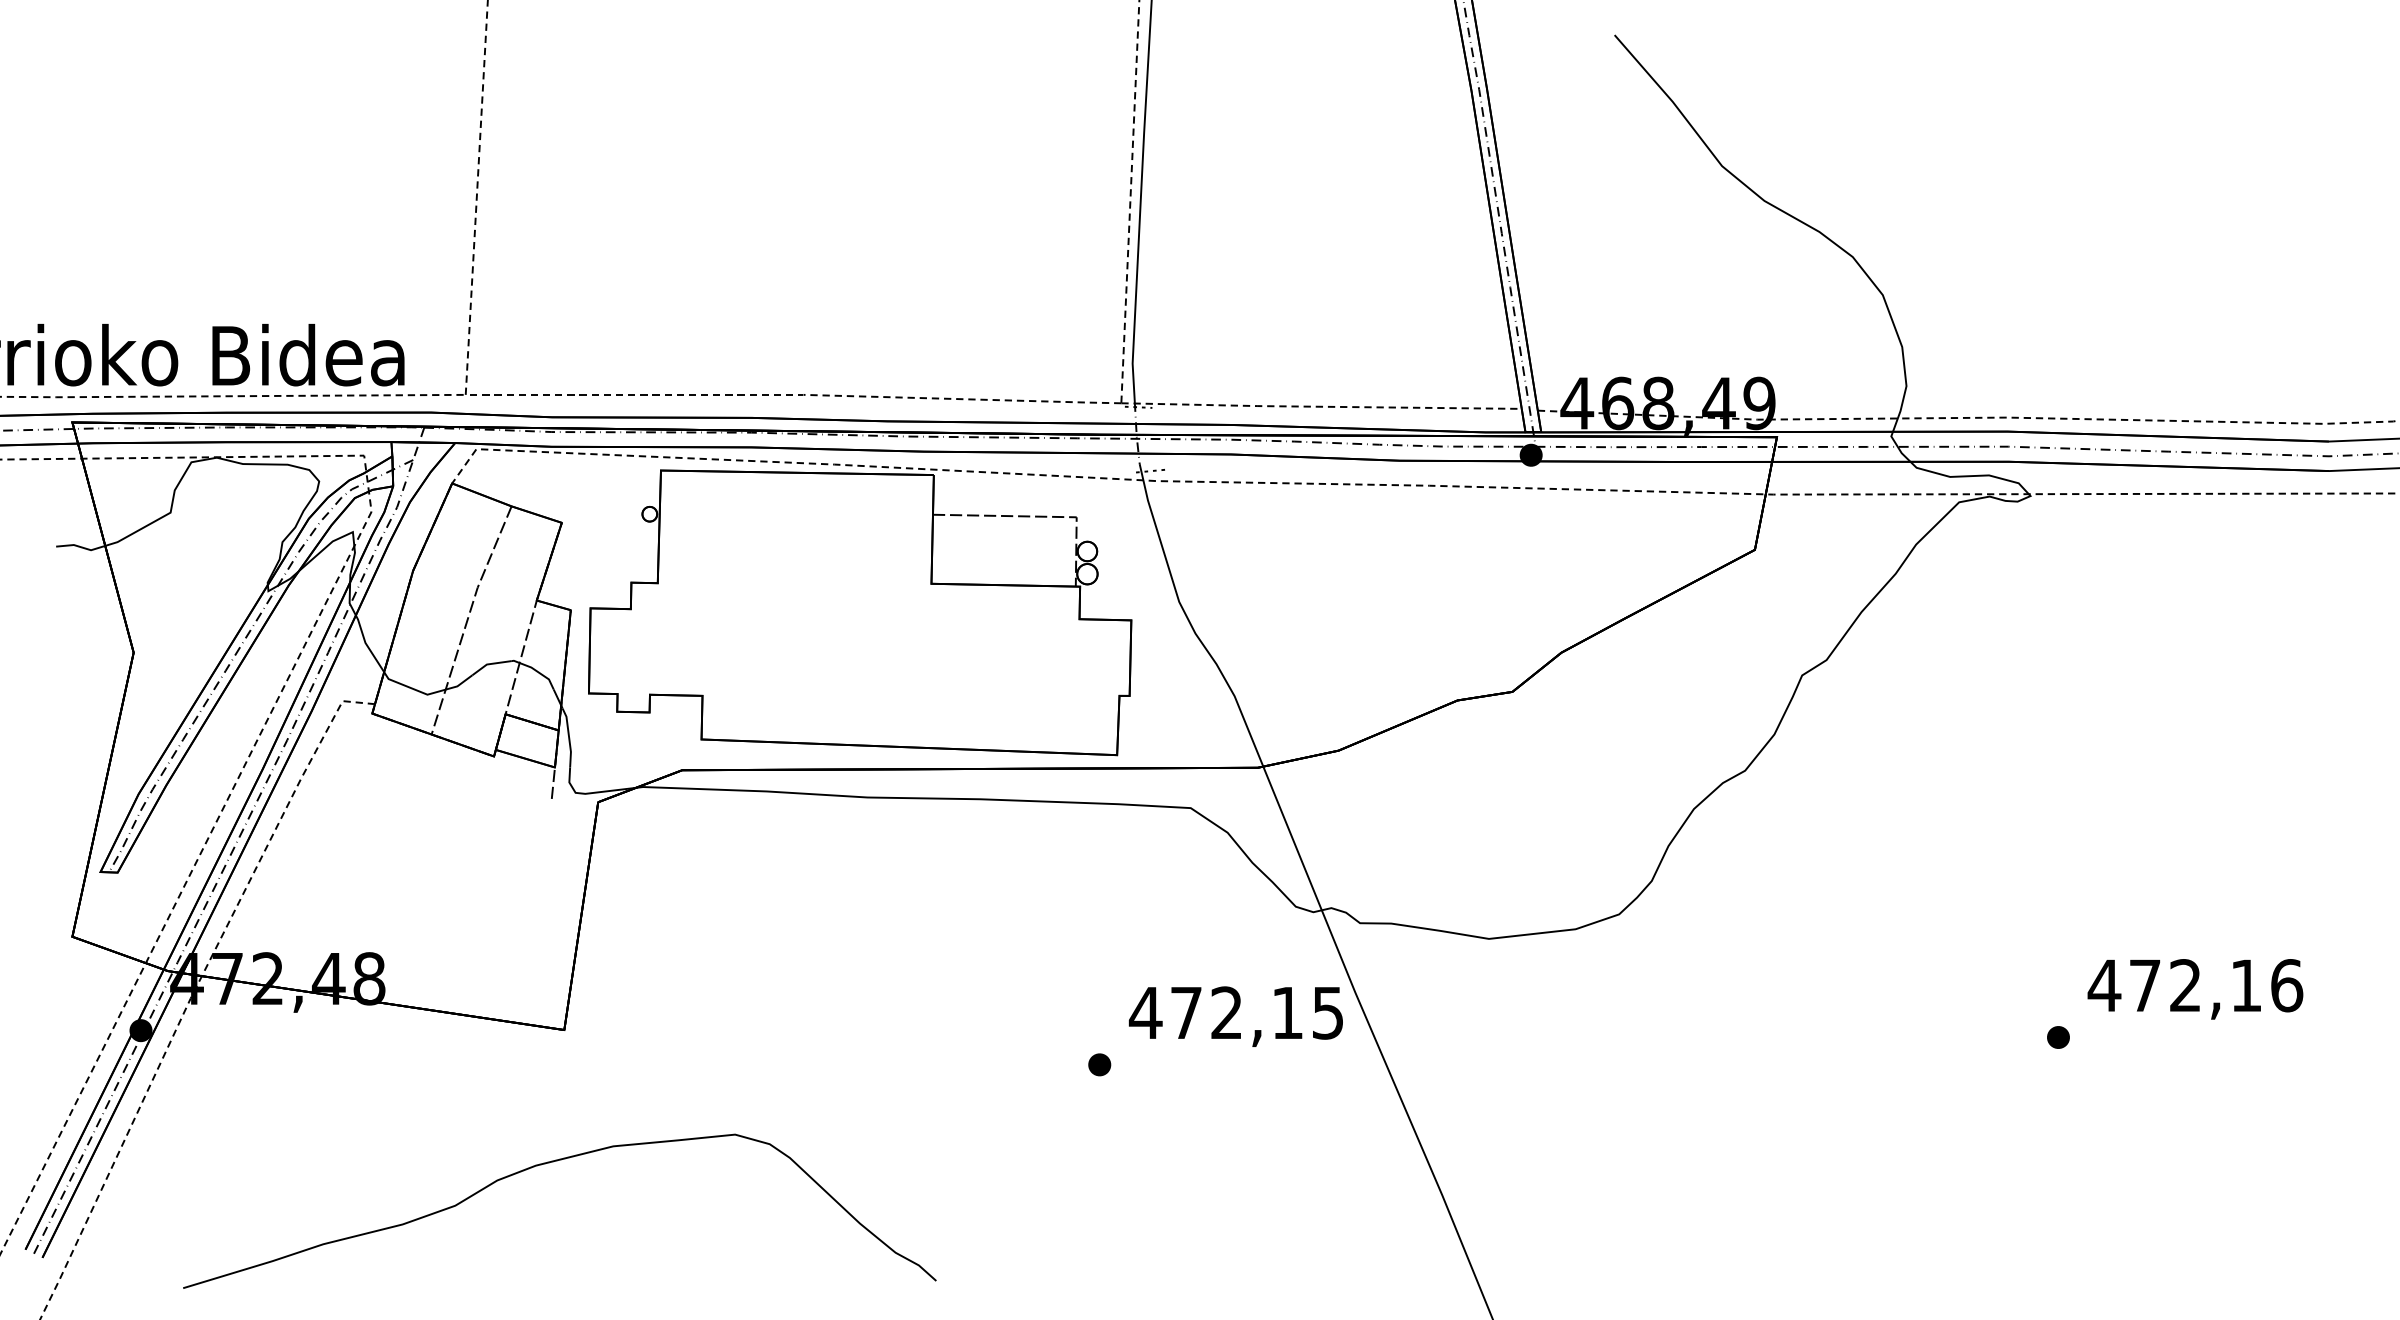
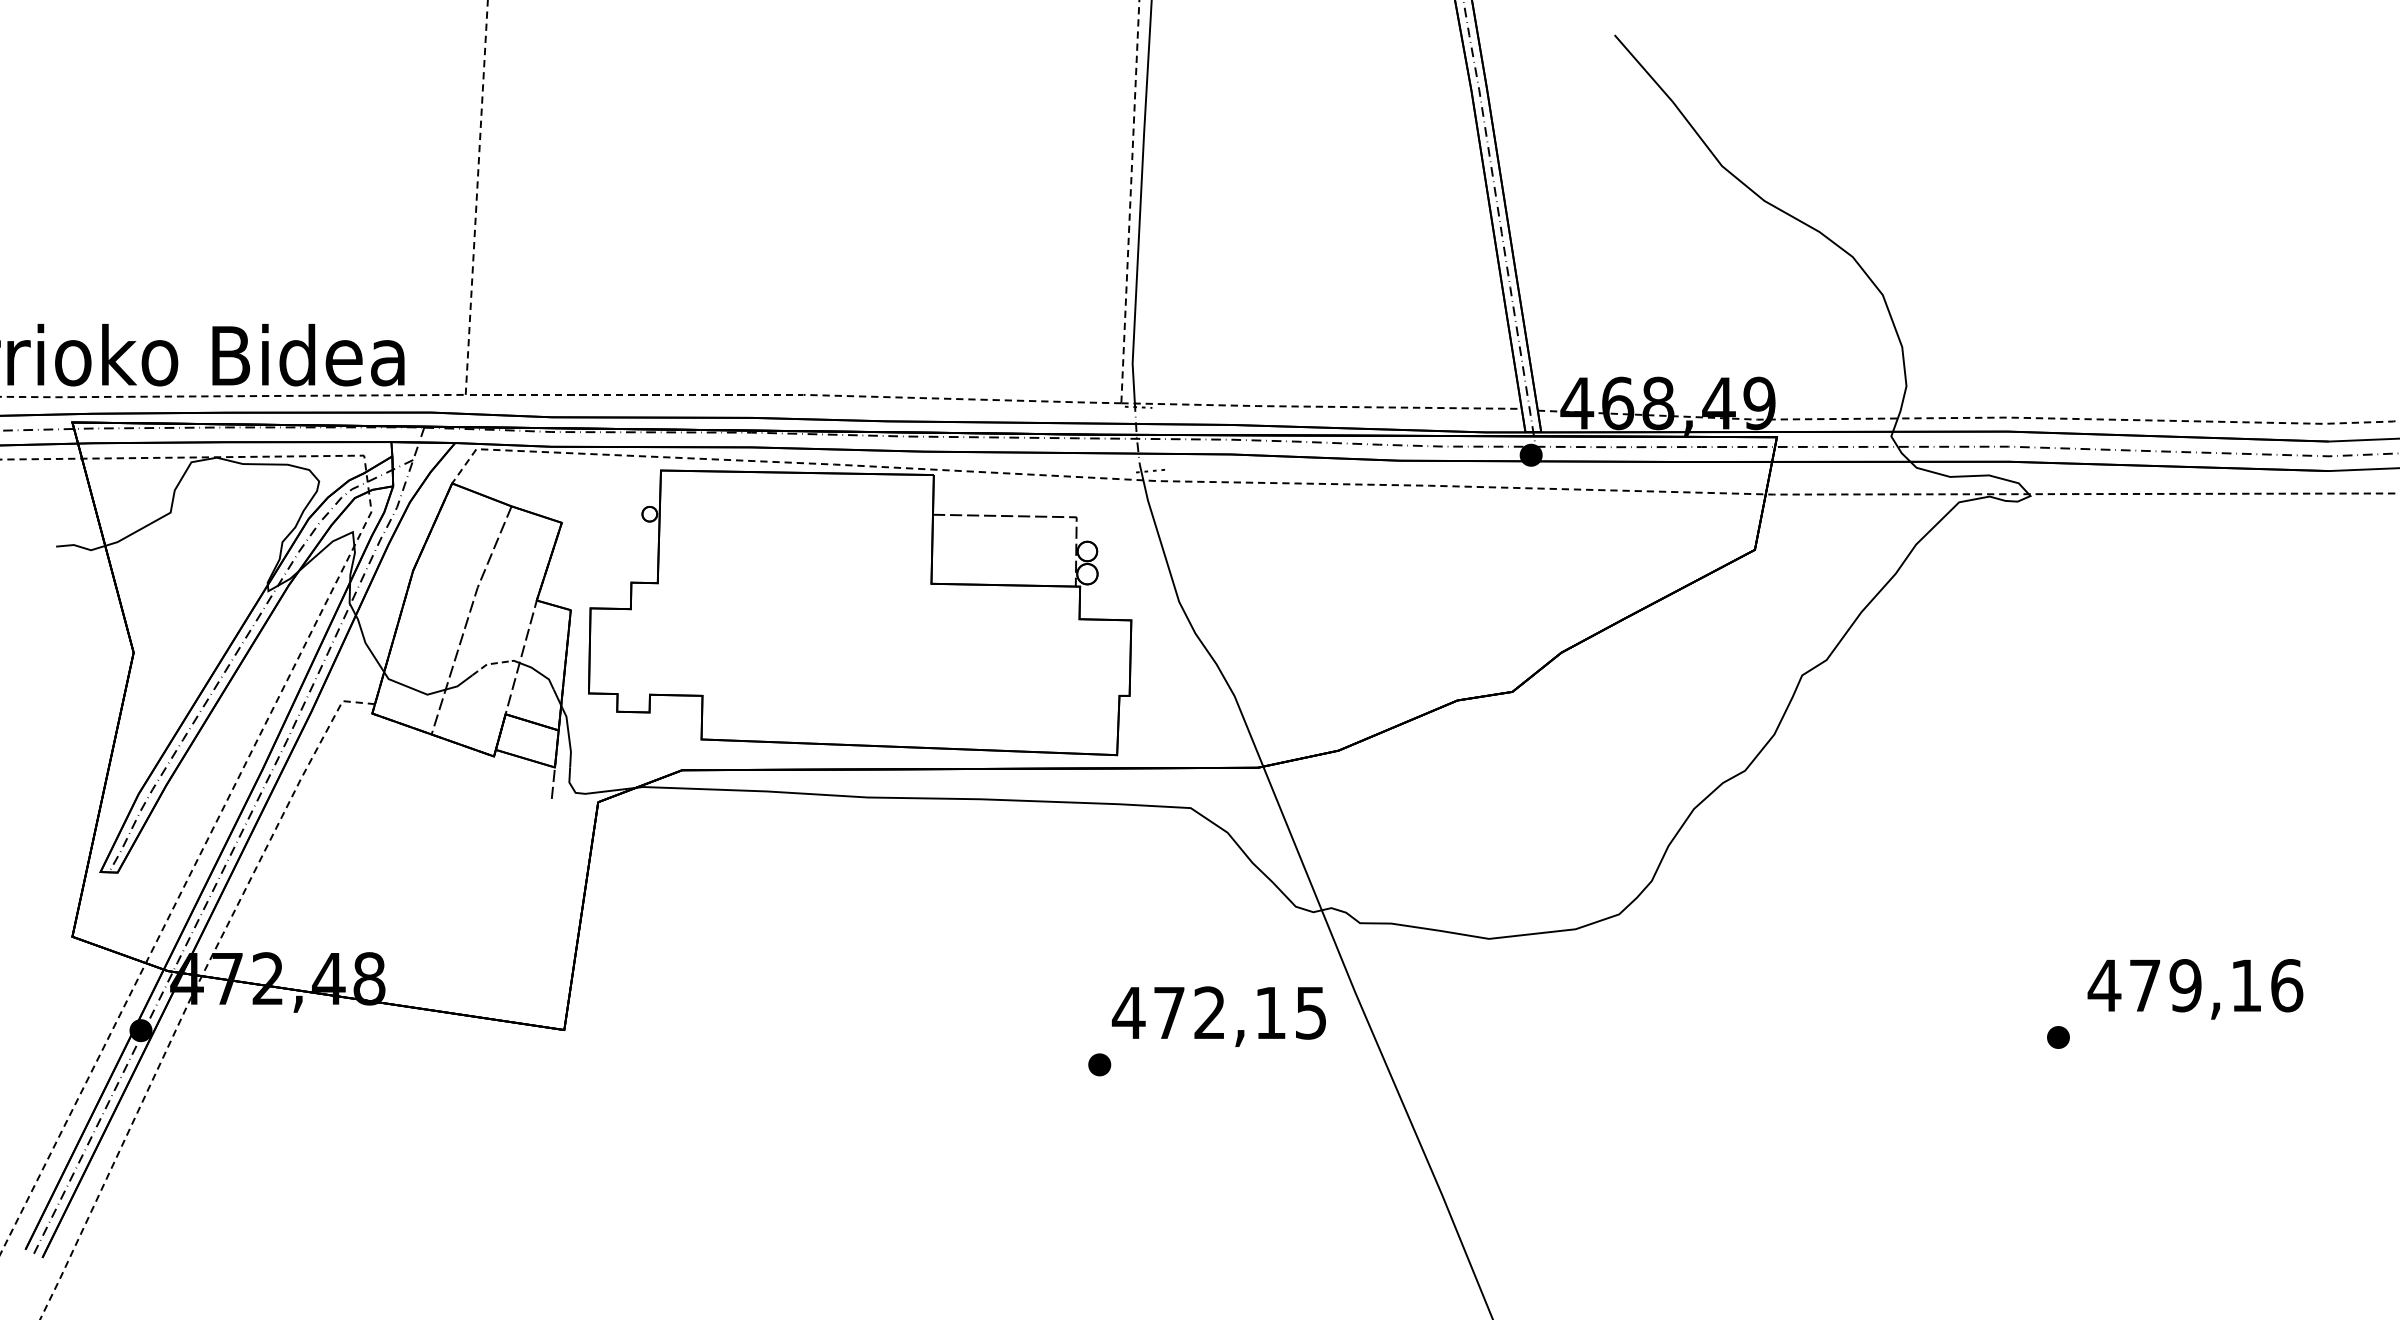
line: solid -> dashed (490, 664)
text: 472,16 -> 479,16 (2185, 985)
text position: (1235, 1016) -> (1218, 1016) (1218, 1016)
curve: present -> none (549, 1163)
